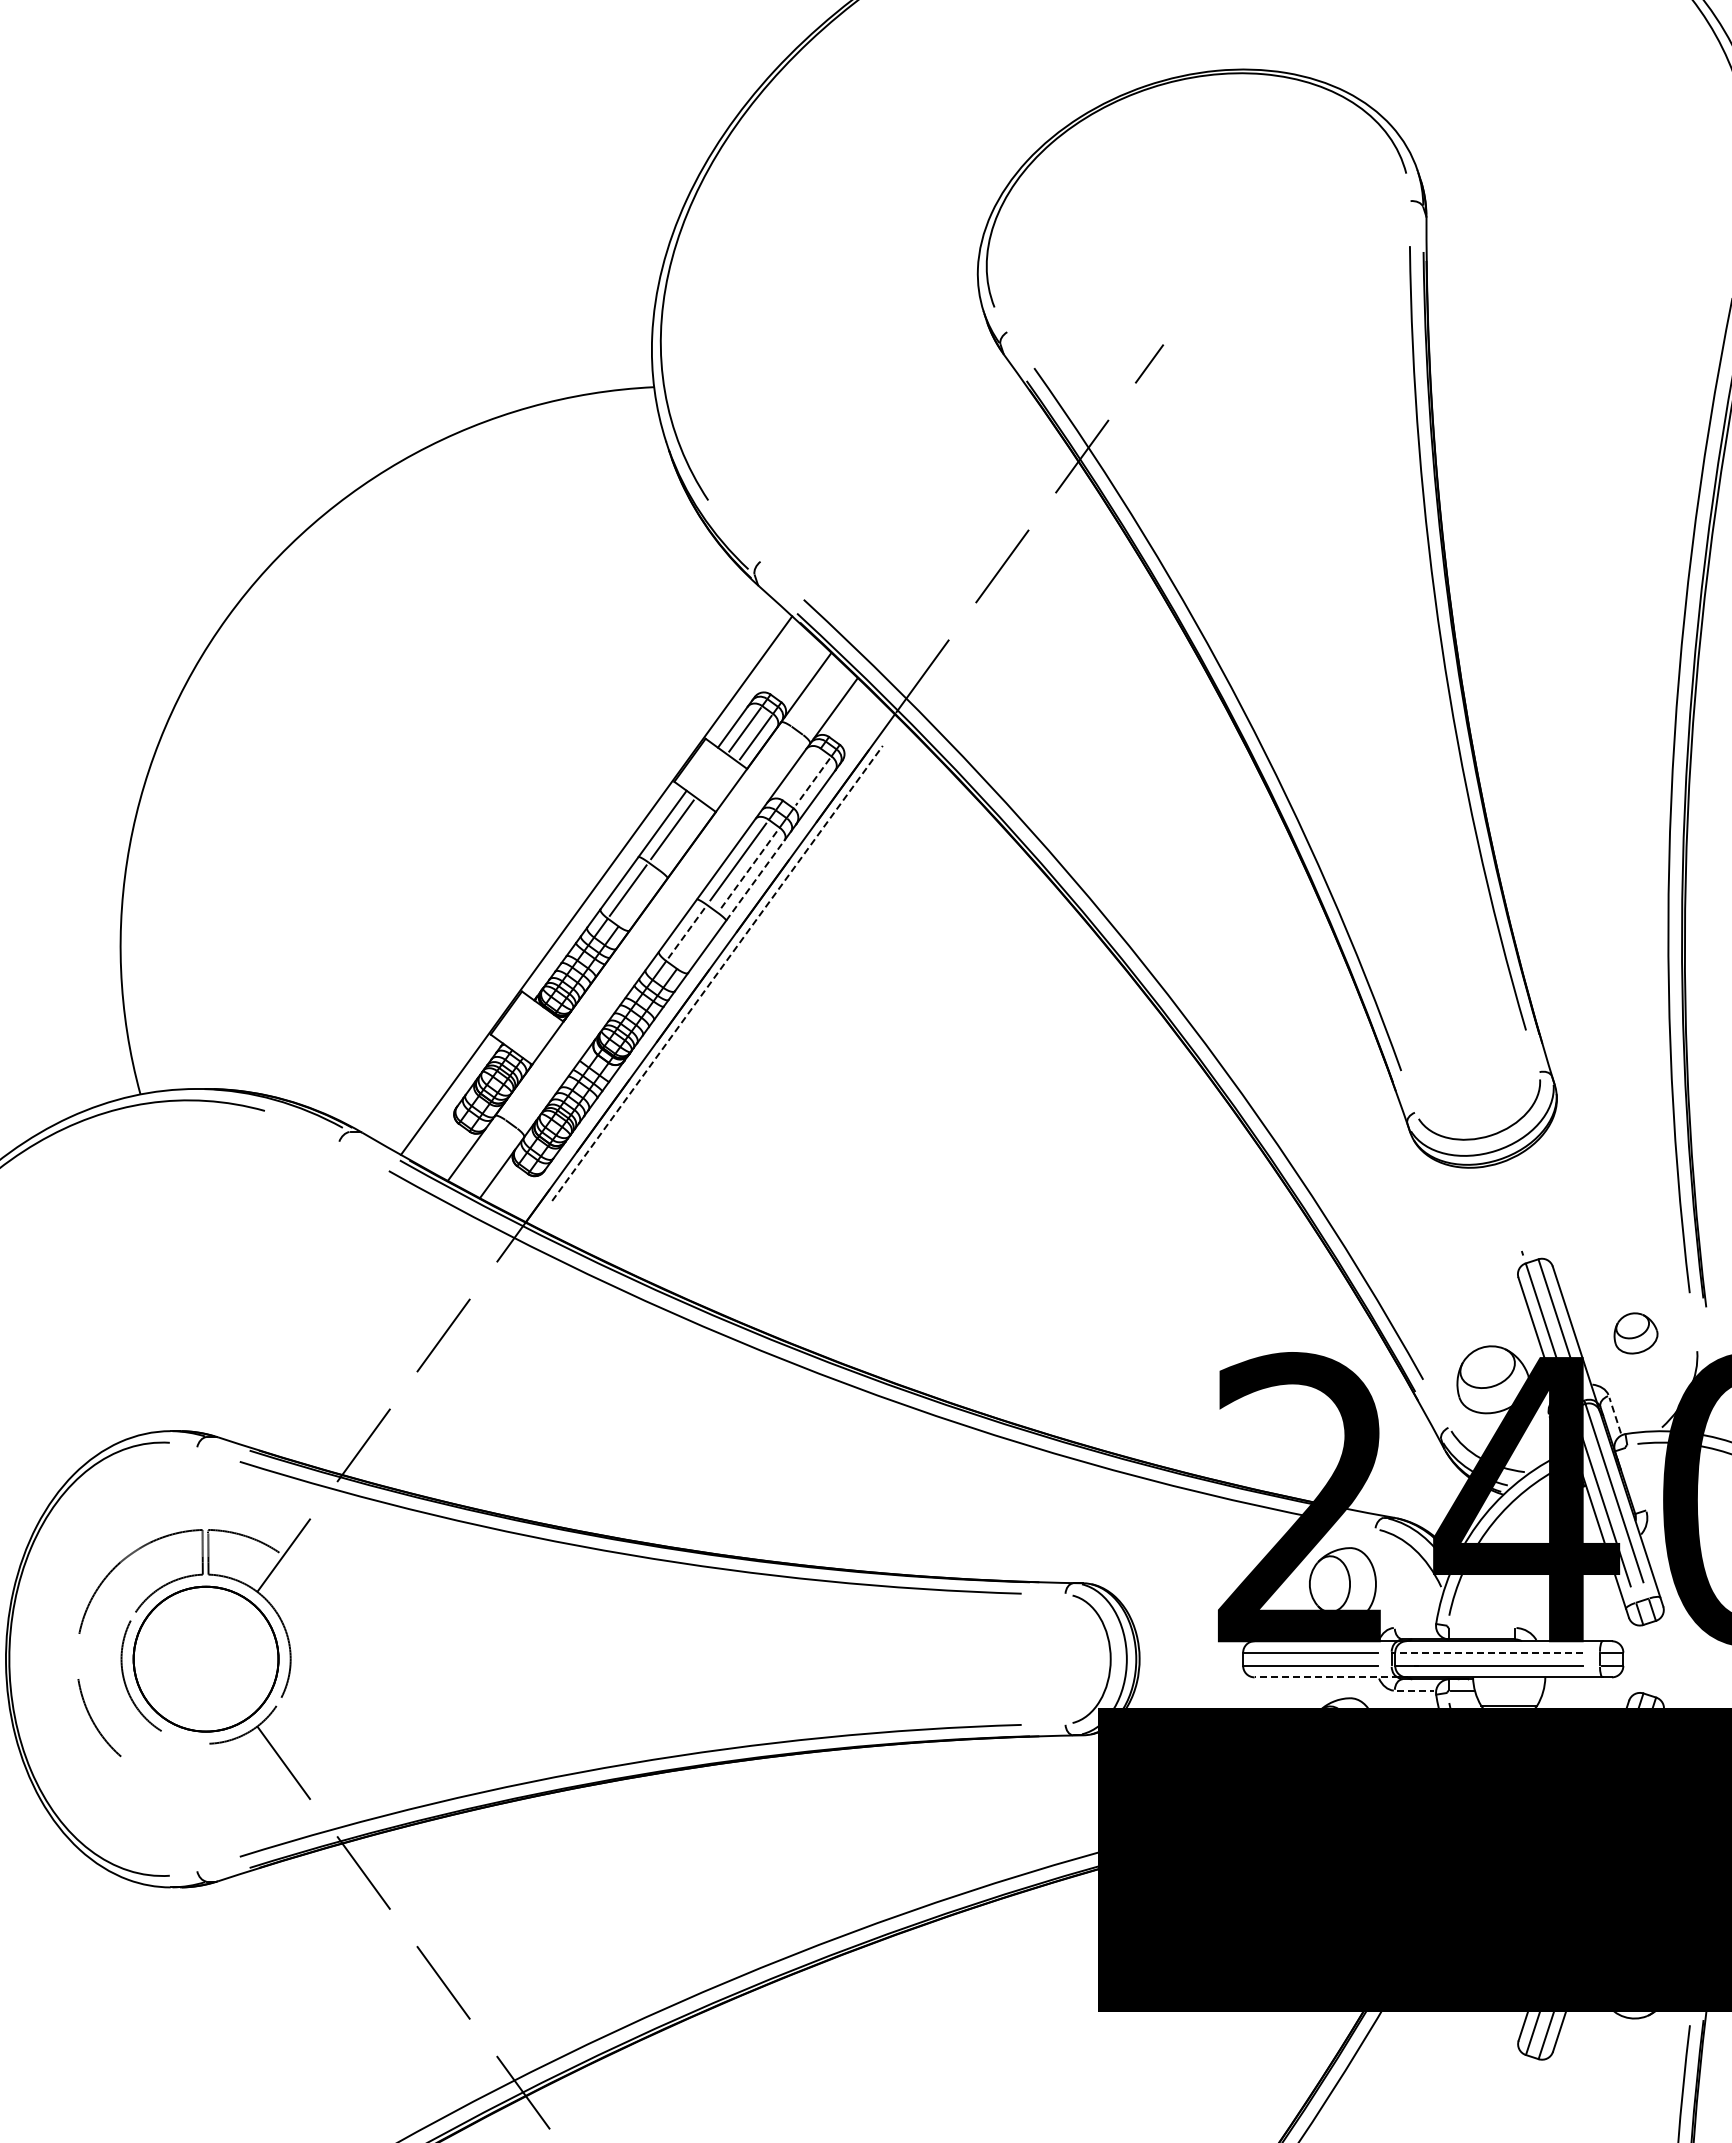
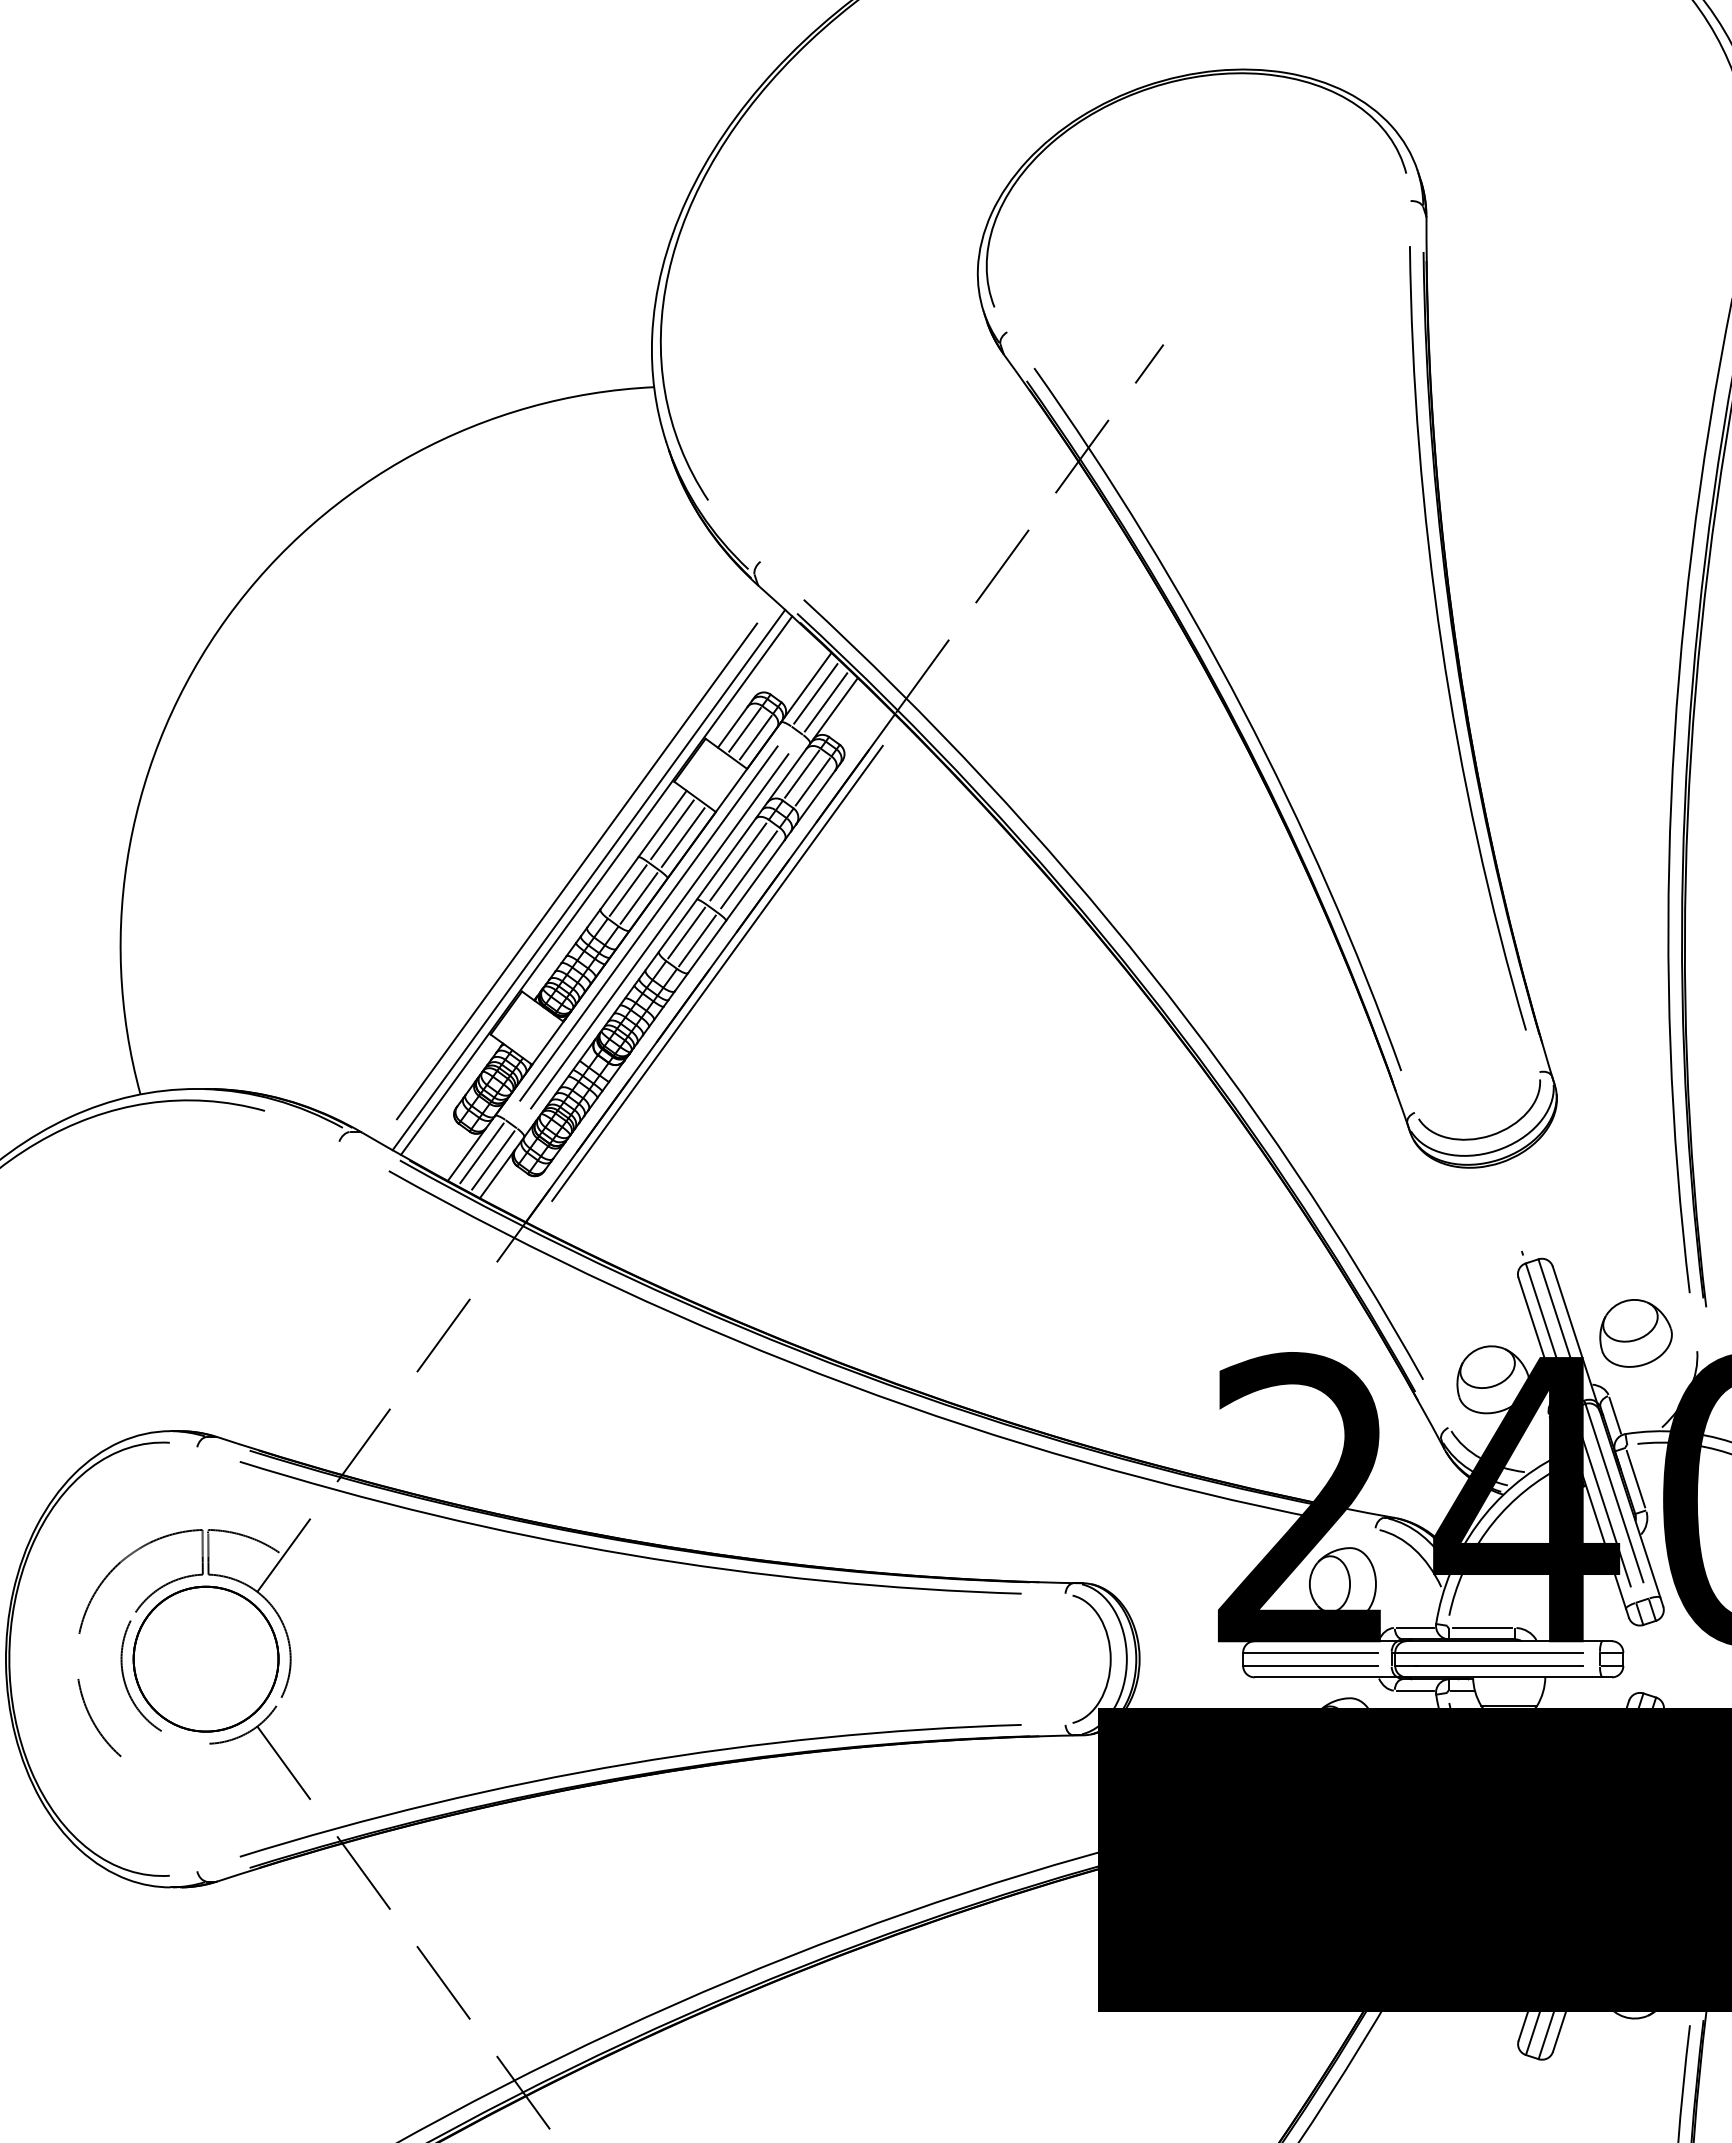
line: none -> present (815, 693)
line: none -> present (825, 702)
line: none -> present (802, 773)
line: dashed -> solid (812, 782)
line: none -> present (682, 837)
line: dashed -> solid (748, 870)
line: none -> present (576, 871)
line: none -> present (588, 879)
line: dashed -> solid (755, 880)
line: none -> present (638, 898)
line: none -> present (648, 923)
line: none -> present (659, 931)
line: dashed -> solid (686, 932)
line: none -> present (697, 940)
line: dashed -> solid (717, 973)
line: none -> present (481, 1153)
line: none -> present (493, 1160)
part size: 46x43 px -> 74x69 px (1635, 1333)
line: dashed -> solid (1615, 1415)
line: none -> present (1635, 1478)
line: none -> present (1415, 1627)
line: none -> present (1481, 1627)
line: dashed -> solid (1488, 1652)
line: dashed -> solid (1326, 1677)
line: dashed -> solid (1415, 1690)
